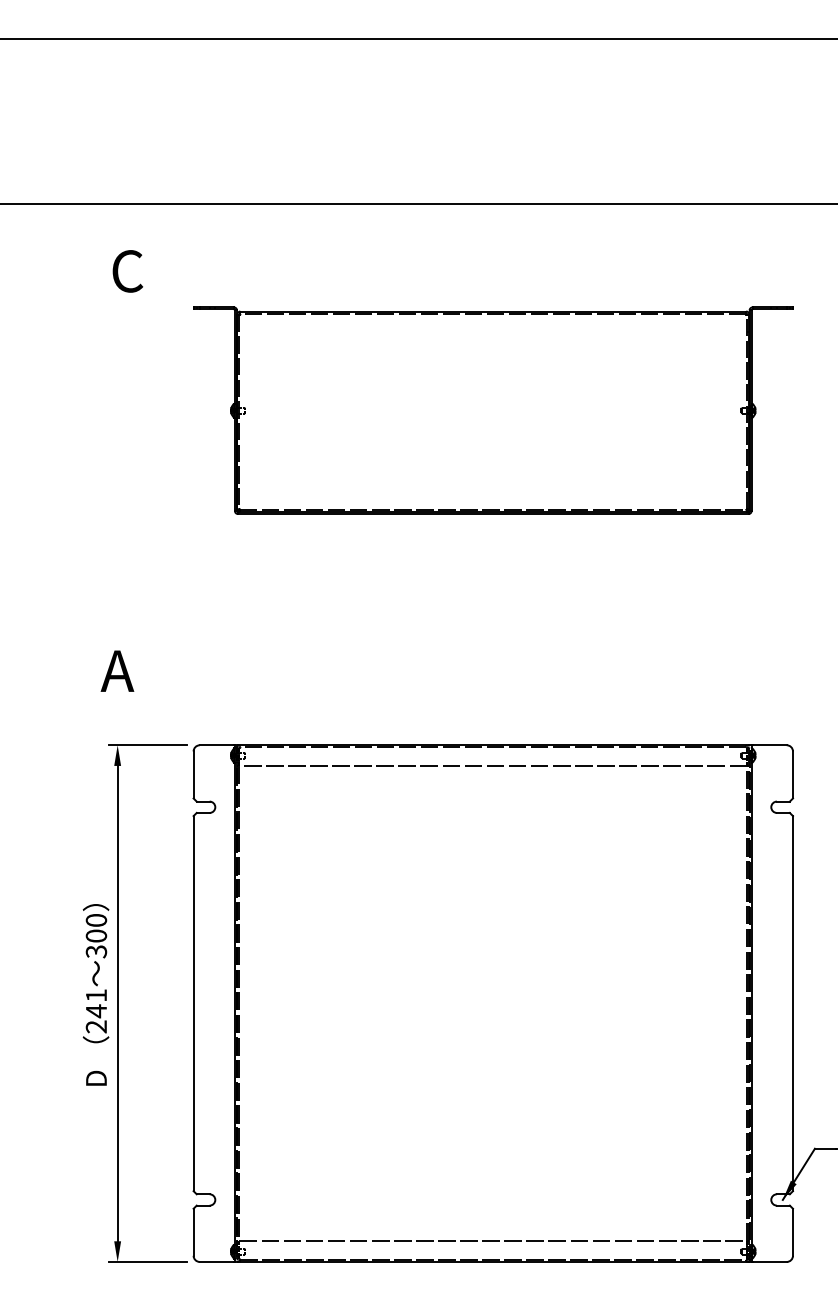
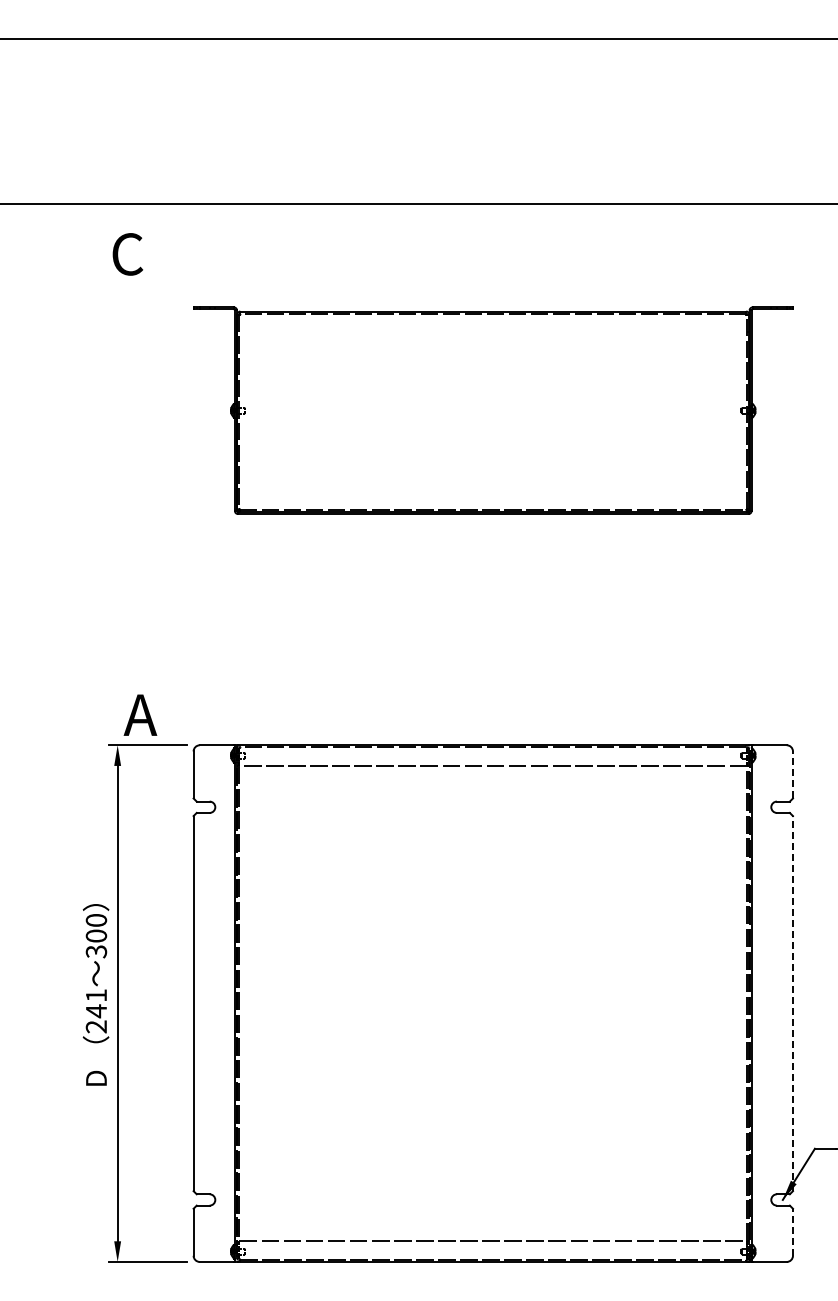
text position: (127, 271) -> (127, 254) (127, 254)
text position: (117, 670) -> (140, 714) (140, 714)
line: solid -> dashed (792, 774)
line: solid -> dashed (792, 1003)
line: solid -> dashed (792, 1232)
